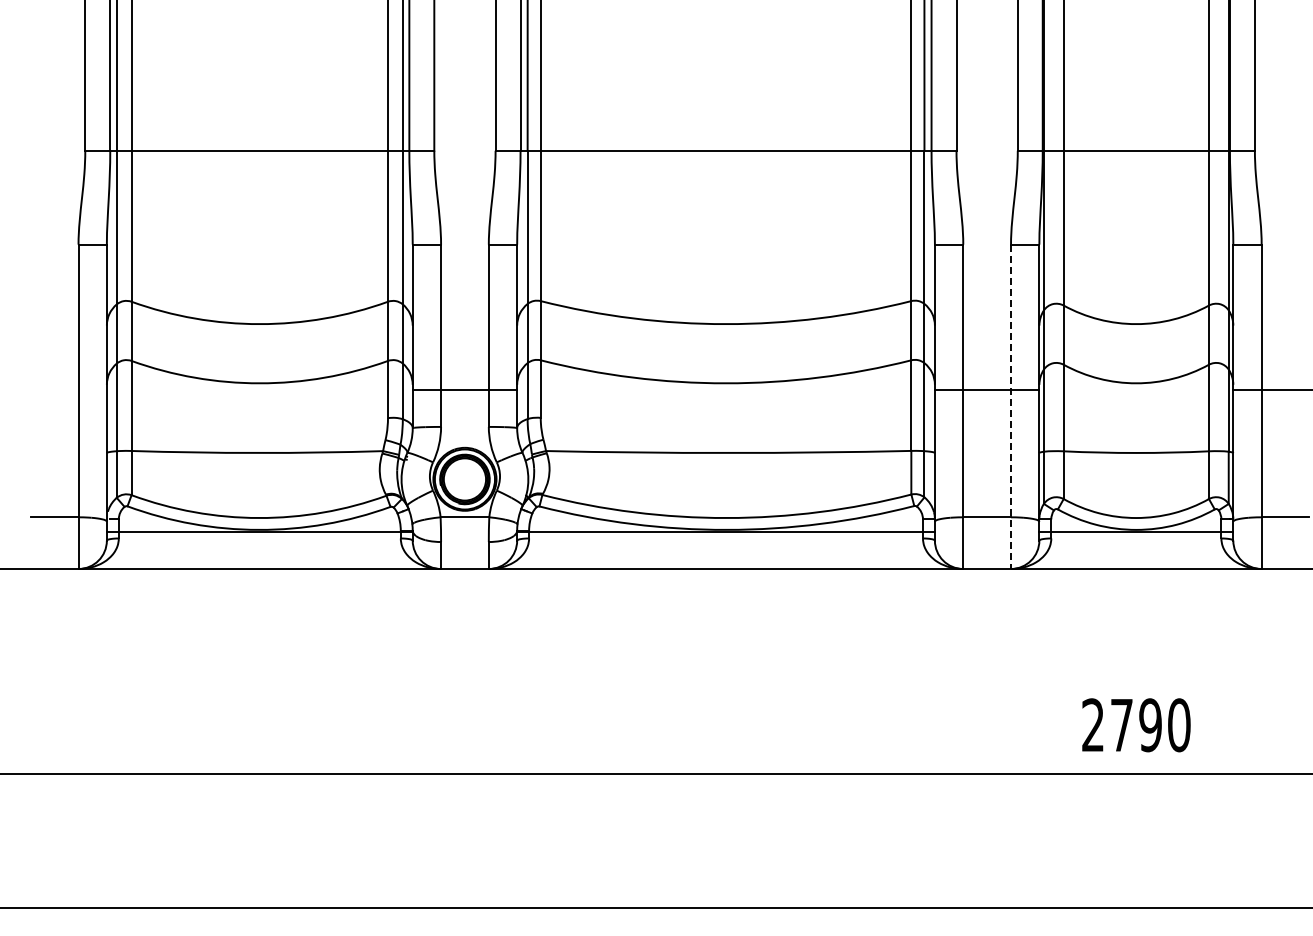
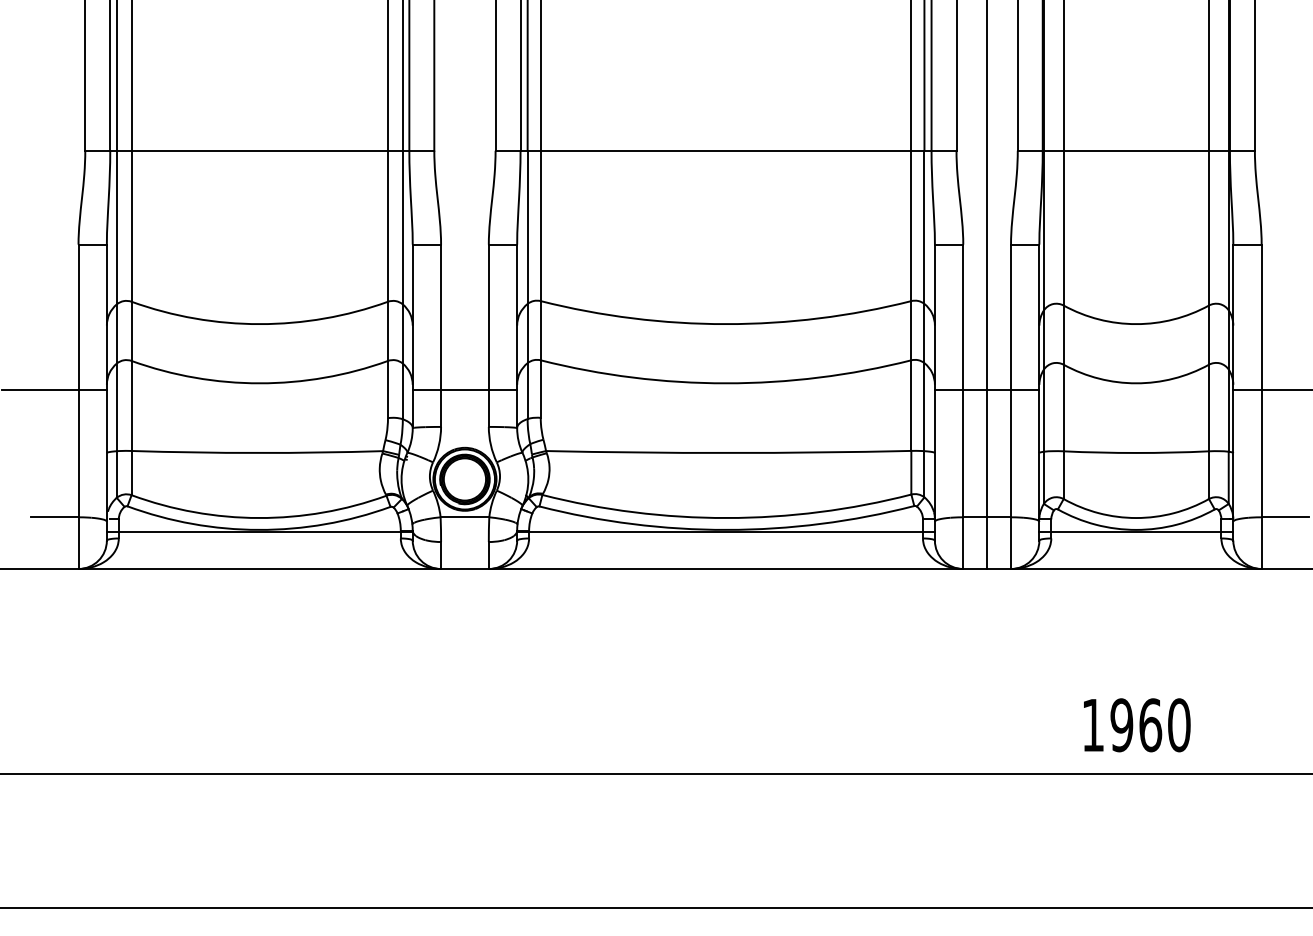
line: none -> present (987, 285)
line: none -> present (54, 390)
line: dashed -> solid (1011, 407)
text: 2790 -> 1960 (1122, 725)
